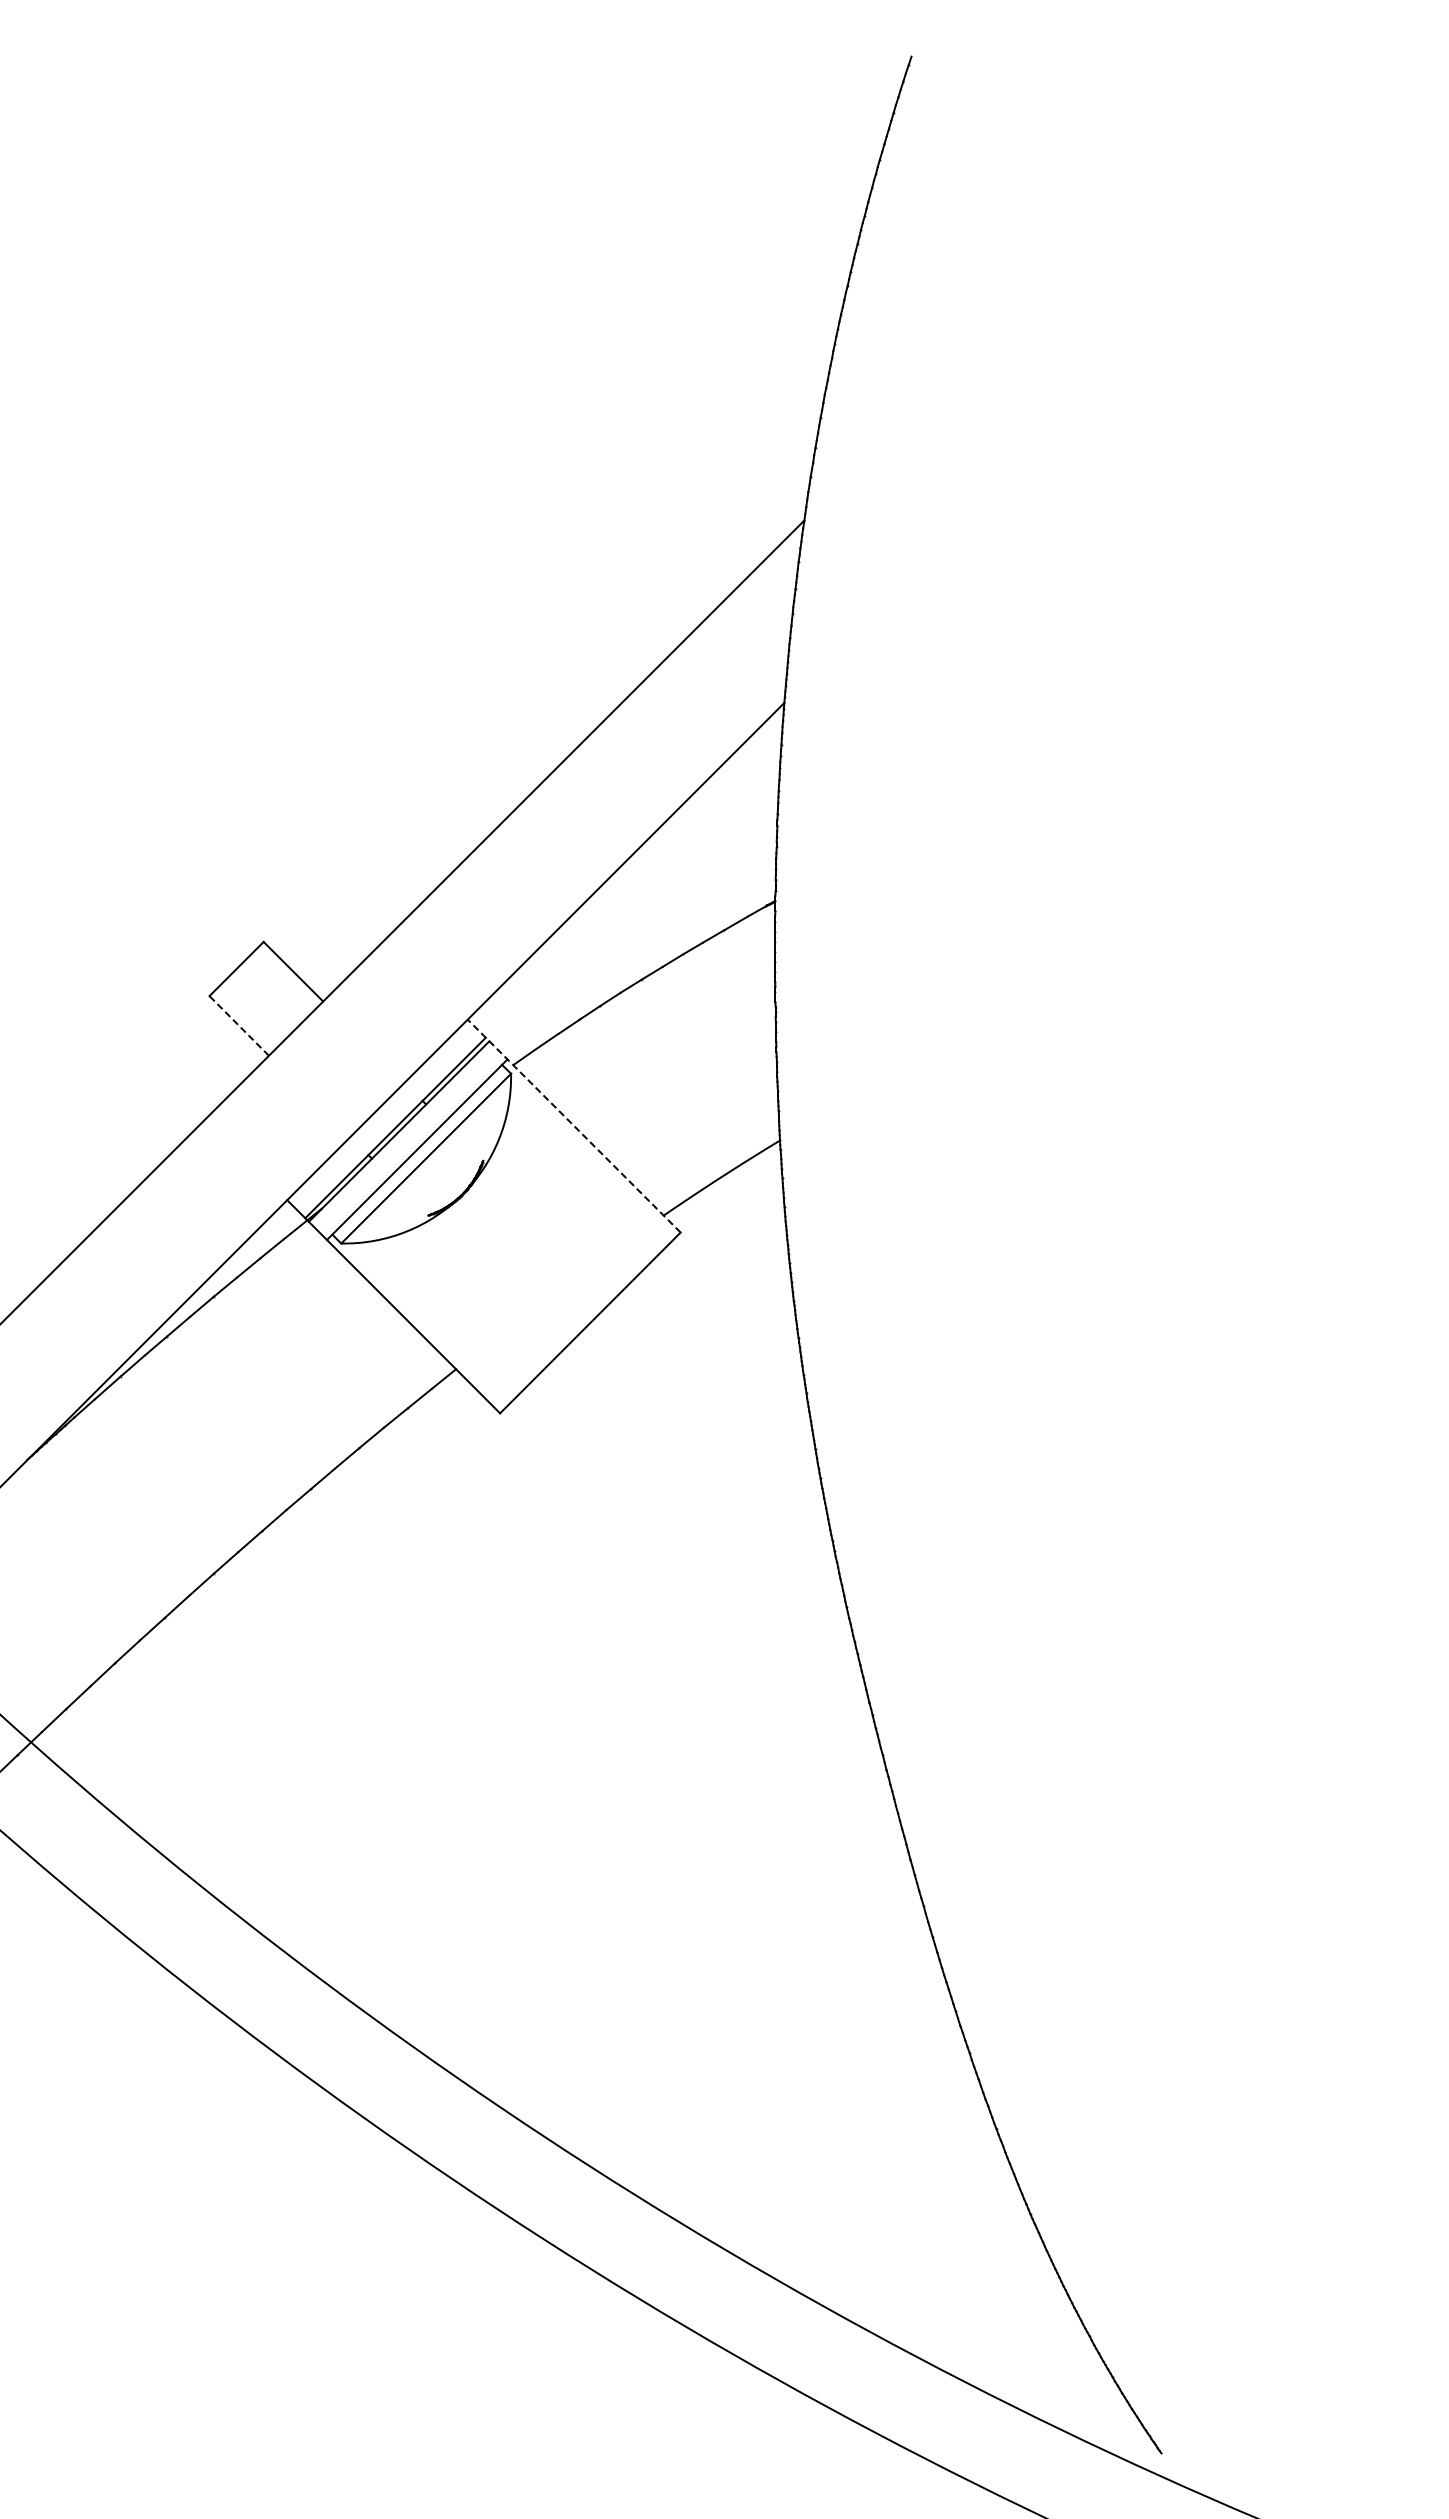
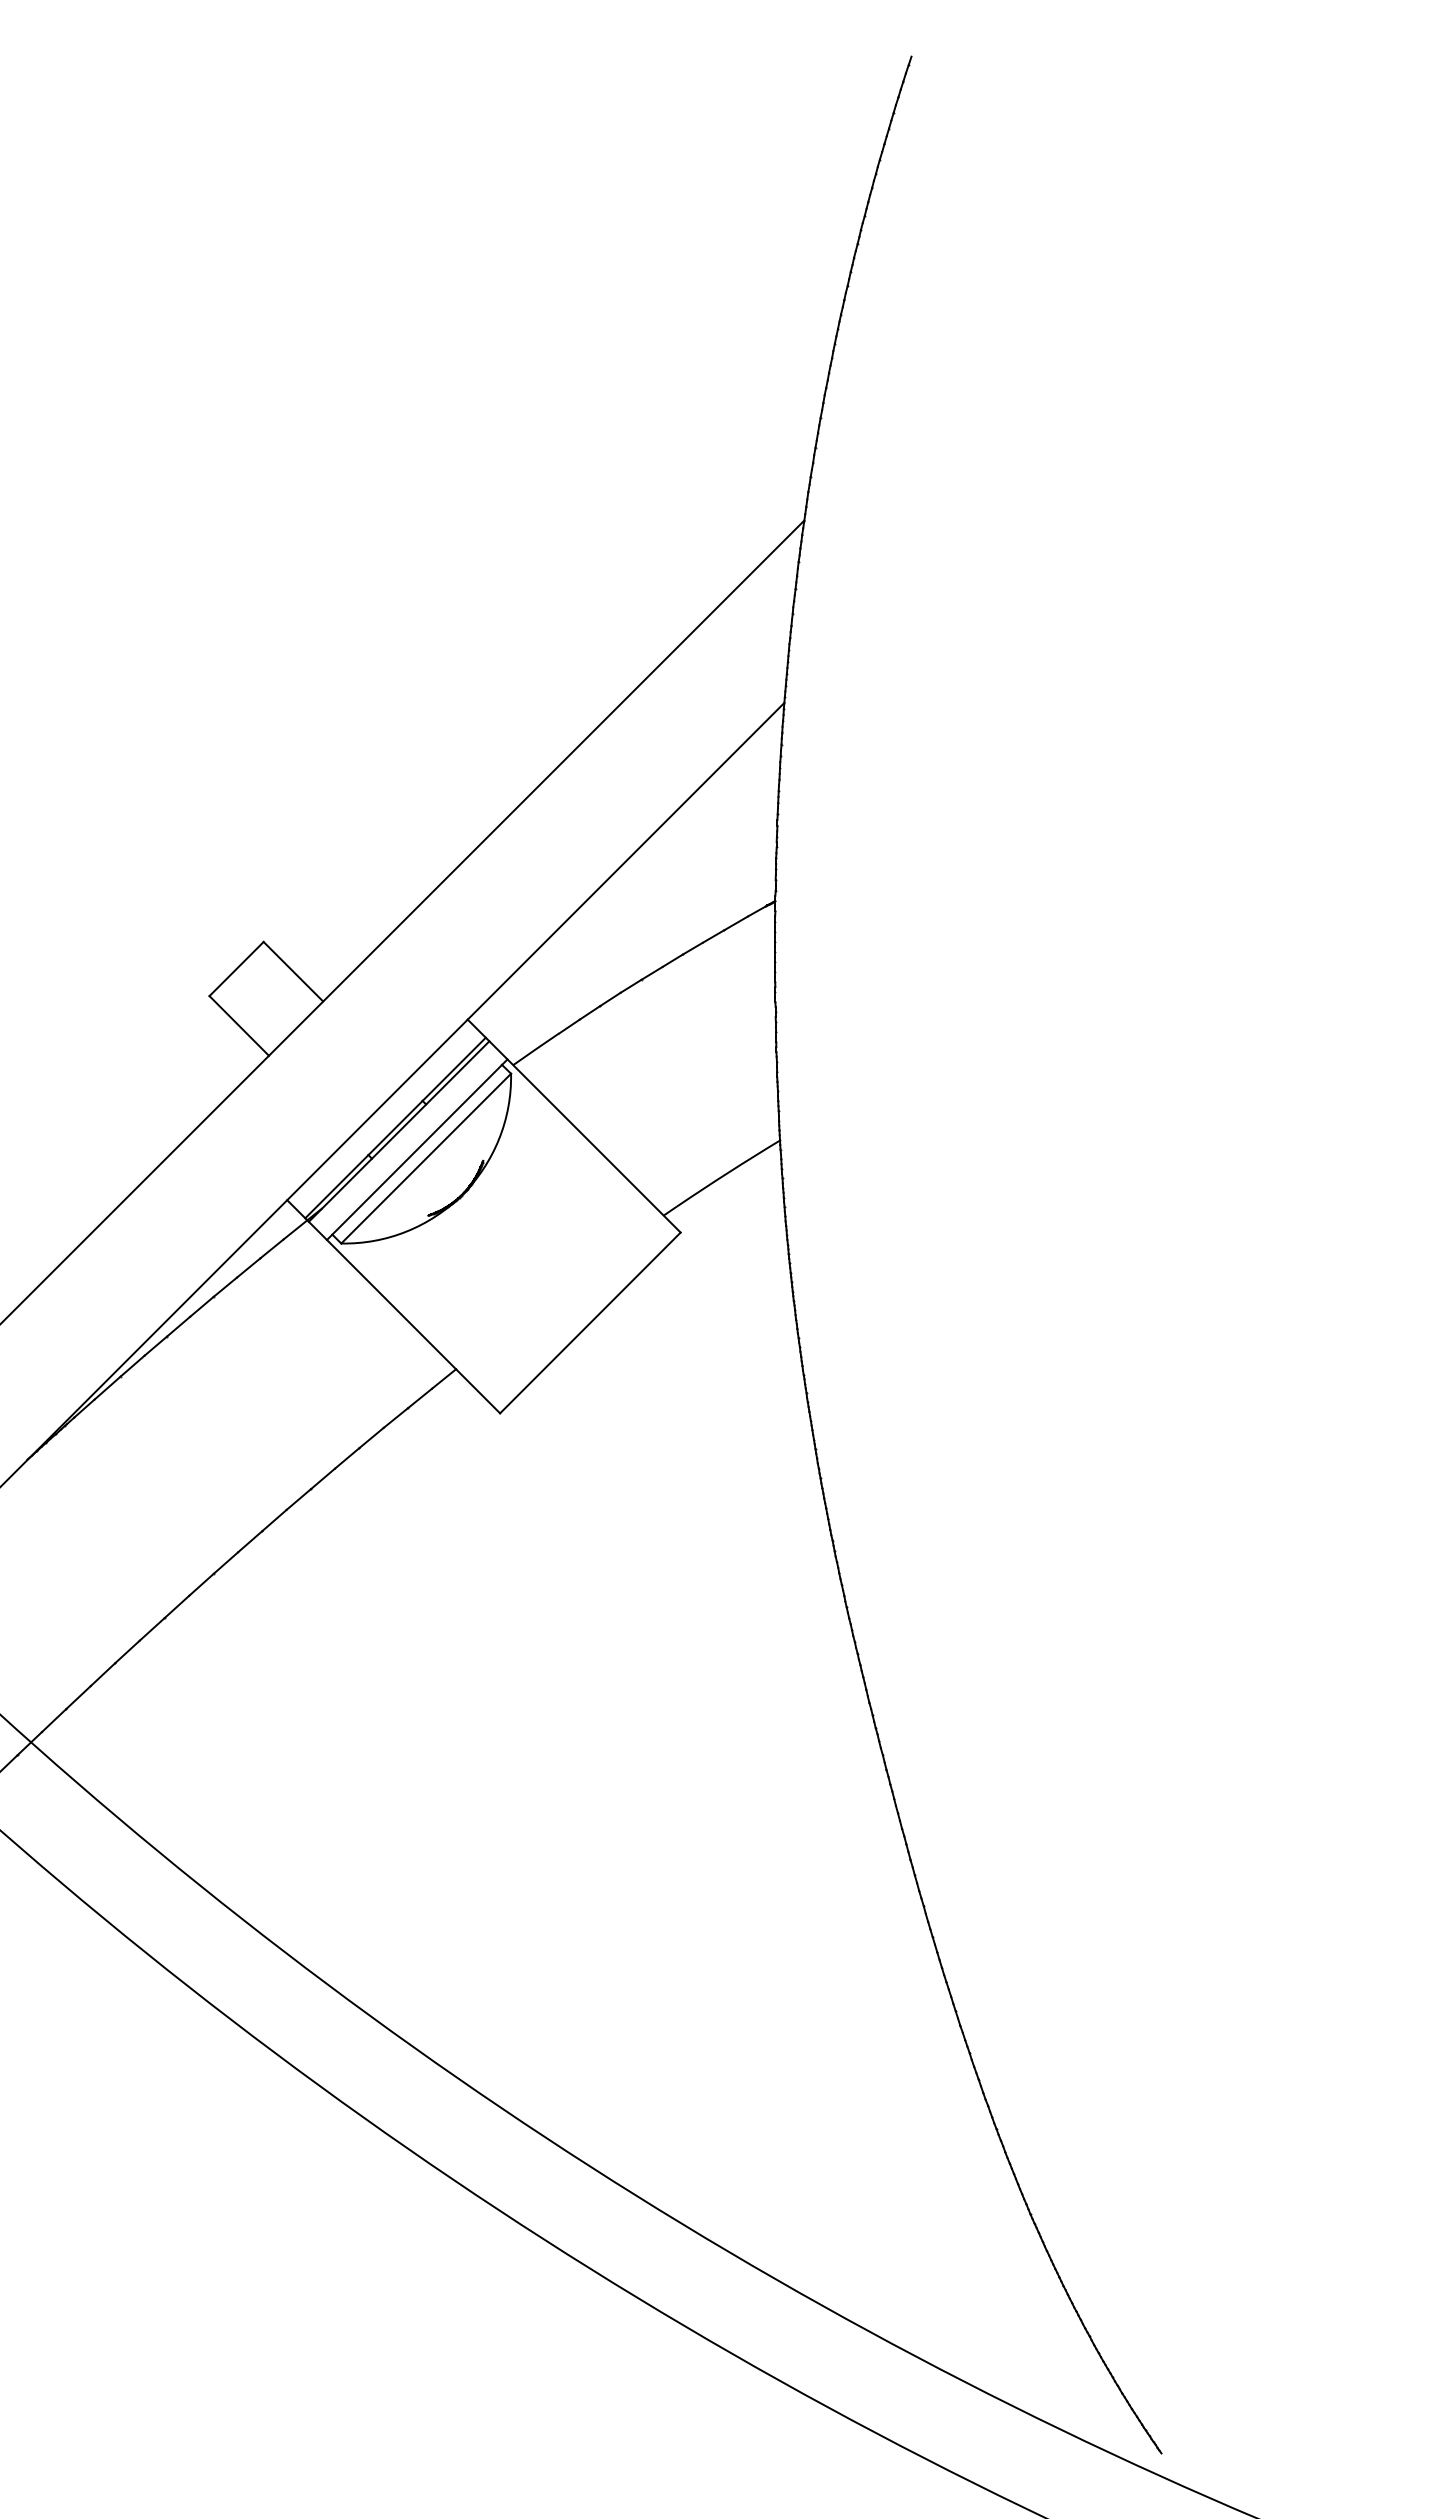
line: dashed -> solid (238, 1025)
line: dashed -> solid (574, 1126)
